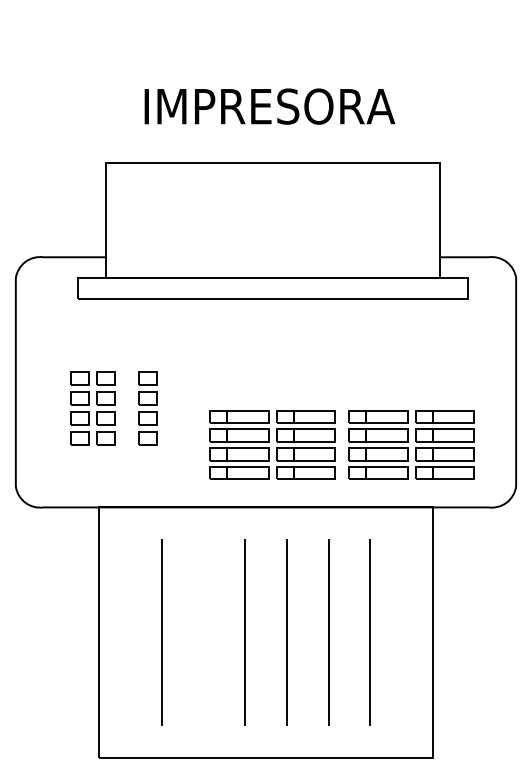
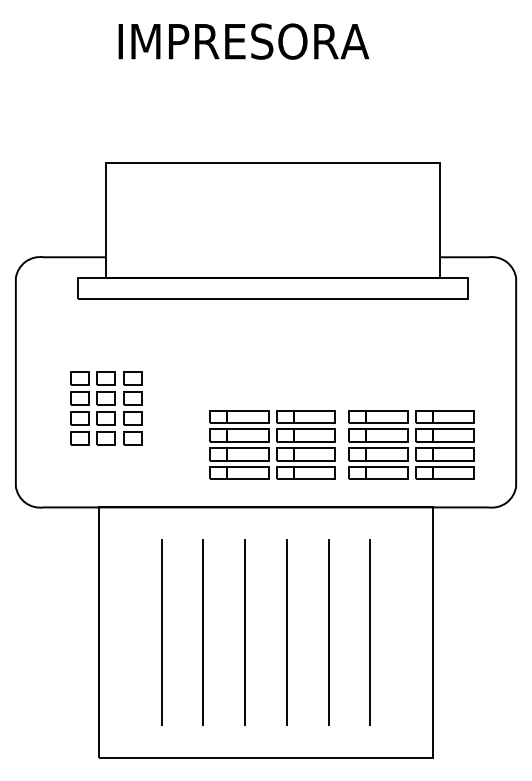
text position: (269, 106) -> (243, 41) (243, 41)
part position: (147, 408) -> (132, 408) (132, 408)
line: none -> present (202, 632)
